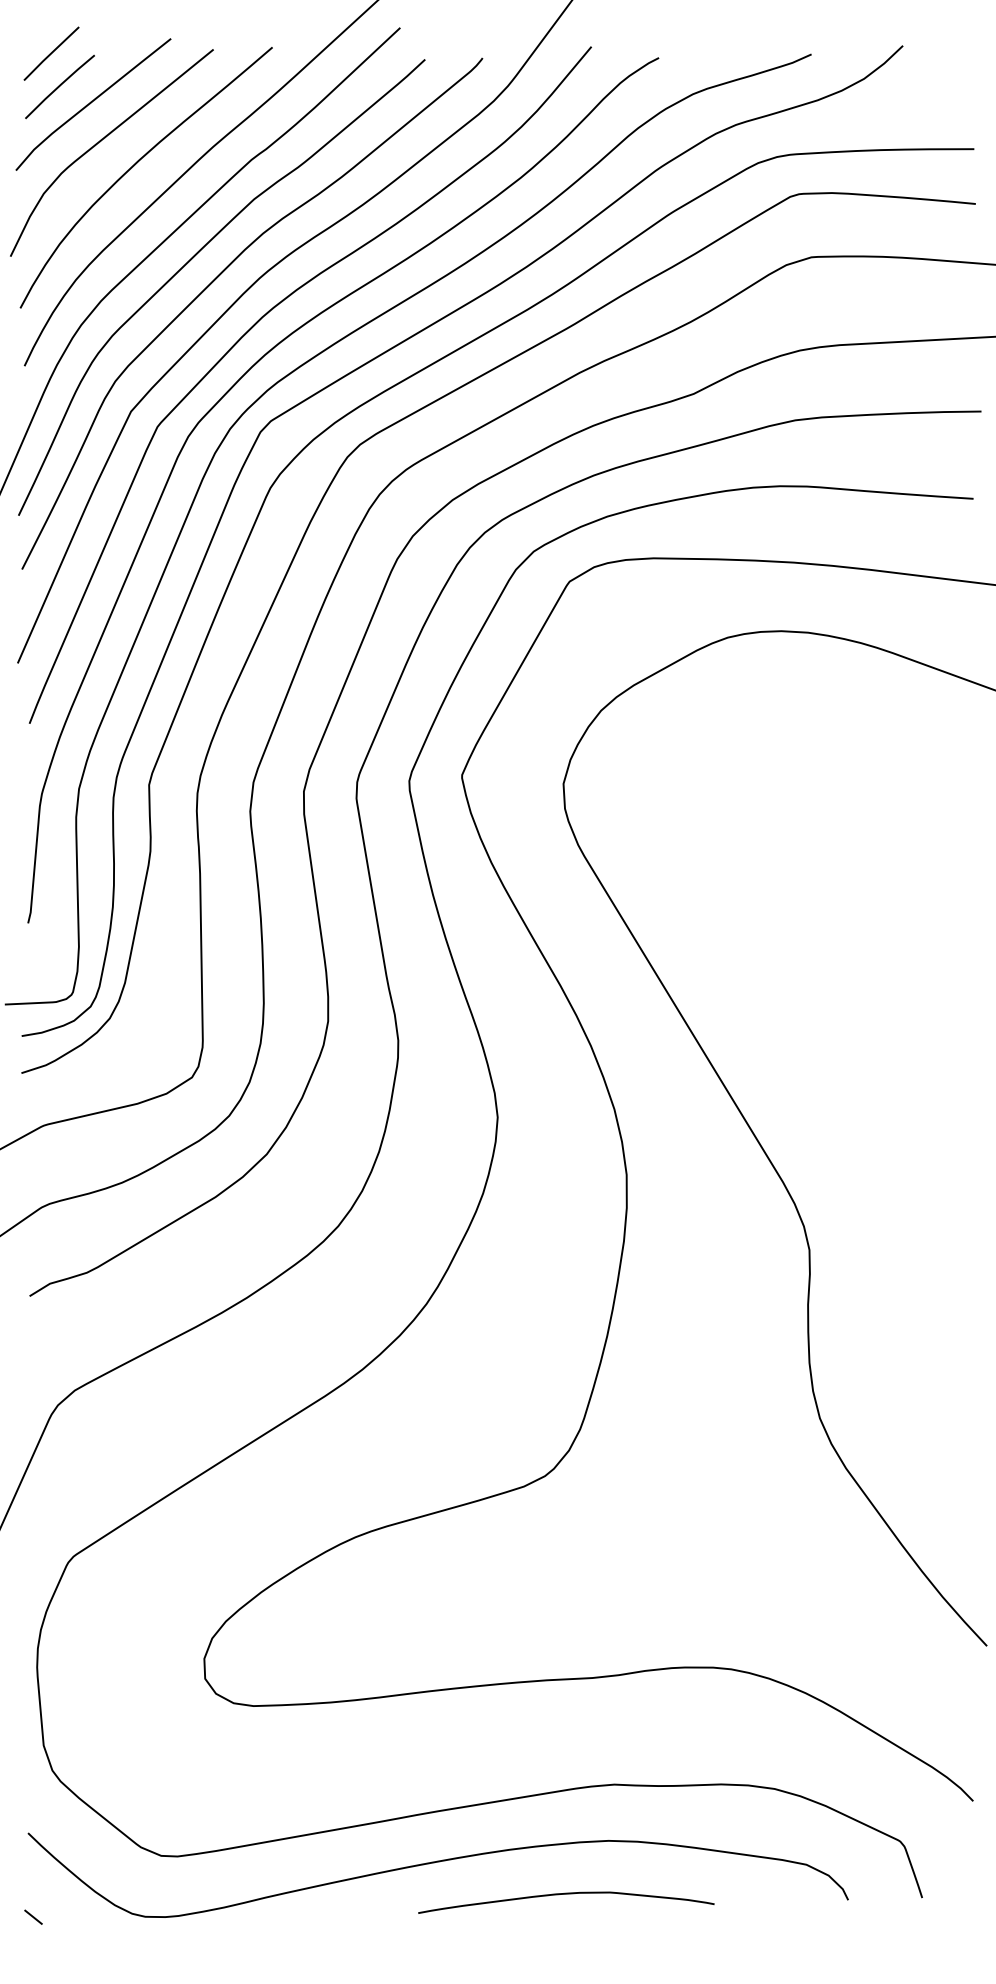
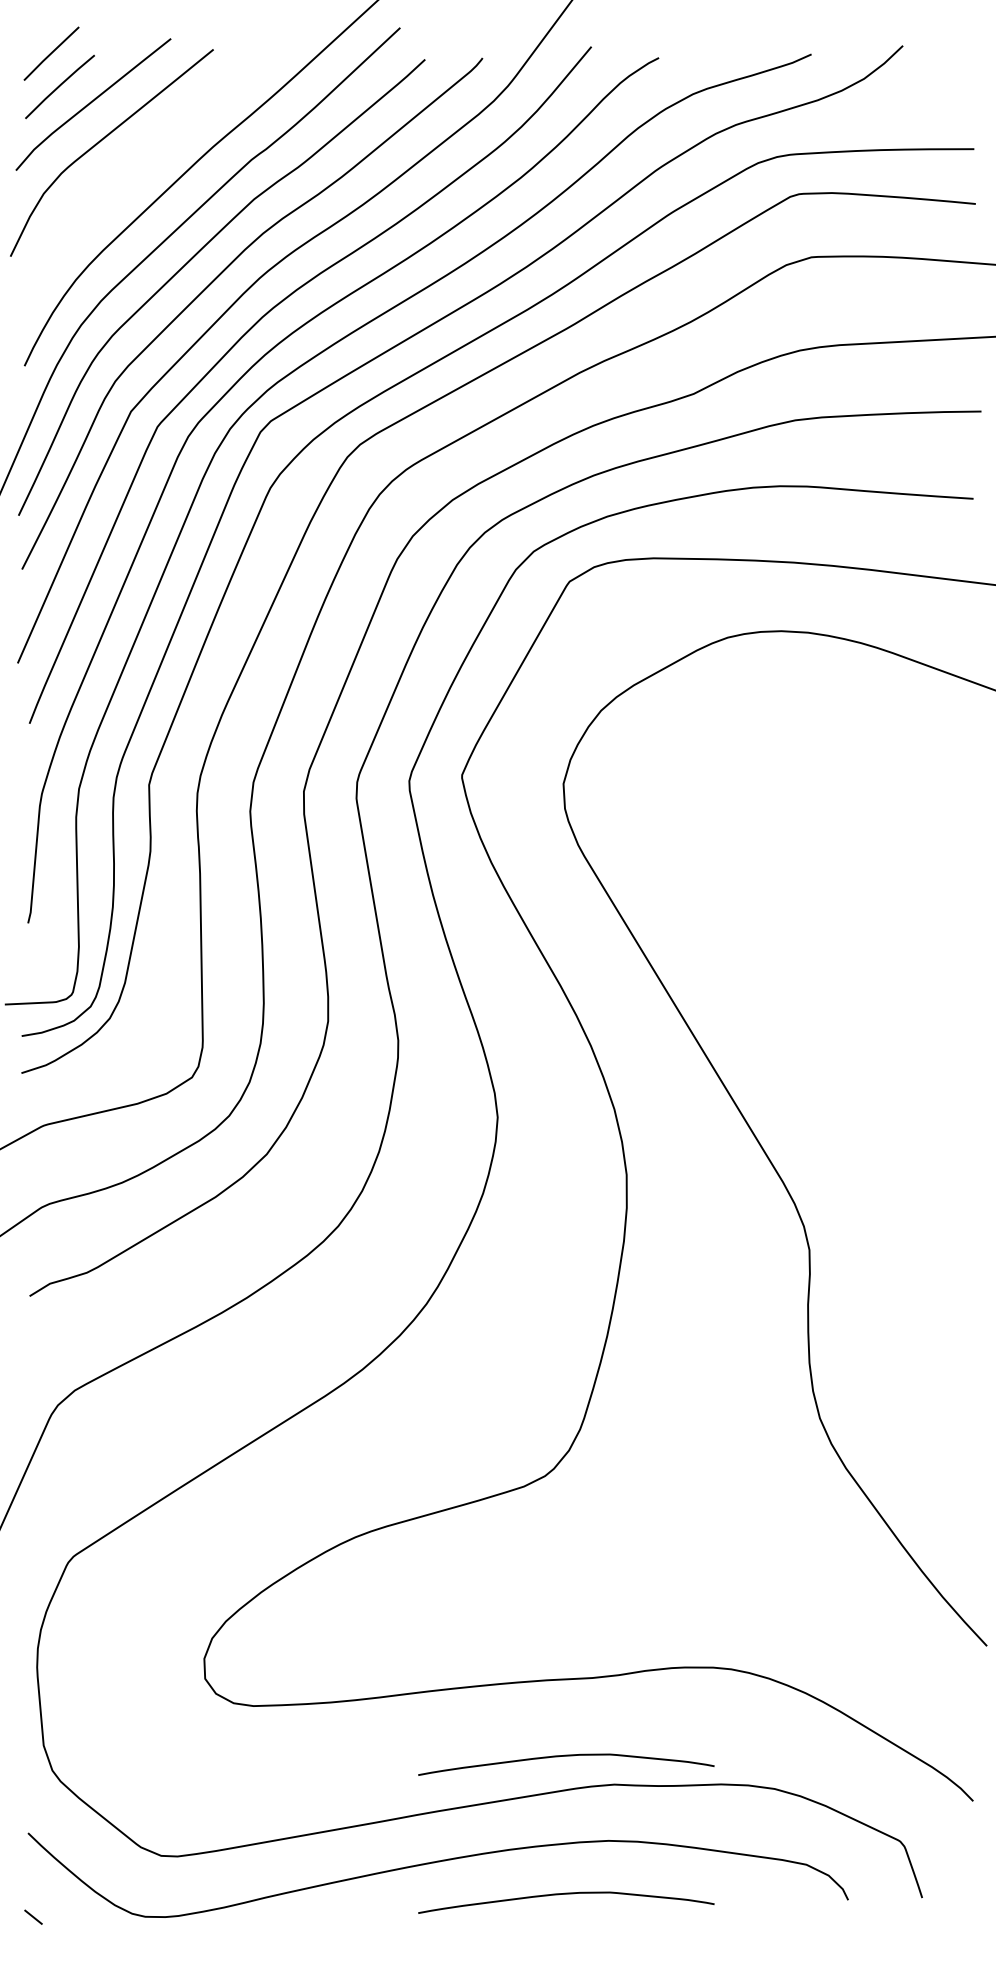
curve: present -> none (134, 166)
curve: none -> present (566, 1756)
